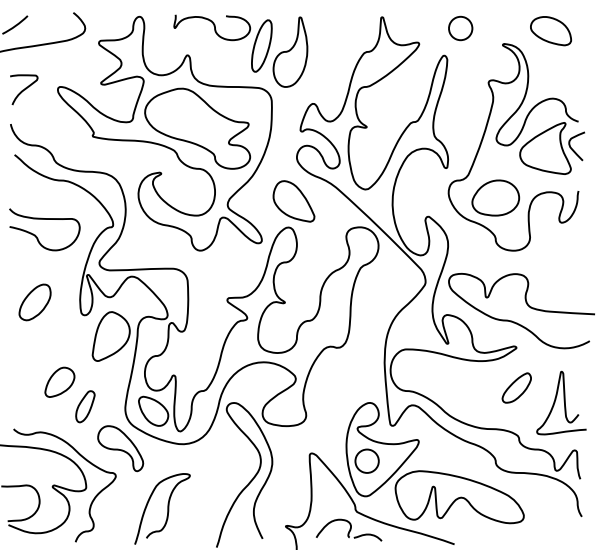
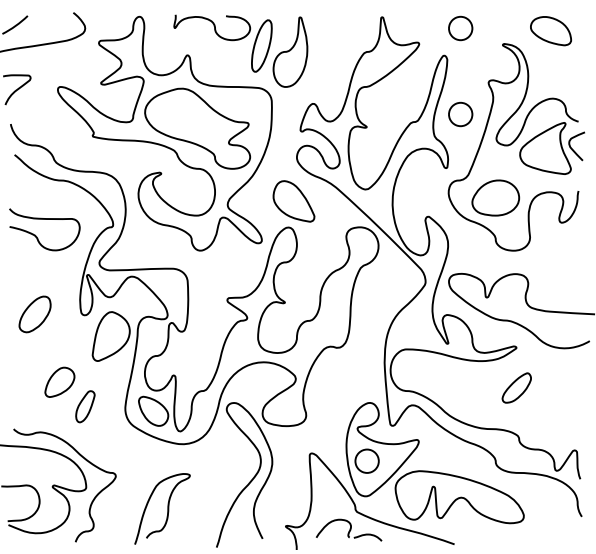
curve position: (24, 89) -> (17, 89) (17, 89)
part: none -> present (460, 114)
part position: (34, 302) -> (34, 314) (34, 314)
curve: present -> none (563, 401)
part: present -> none (120, 448)
